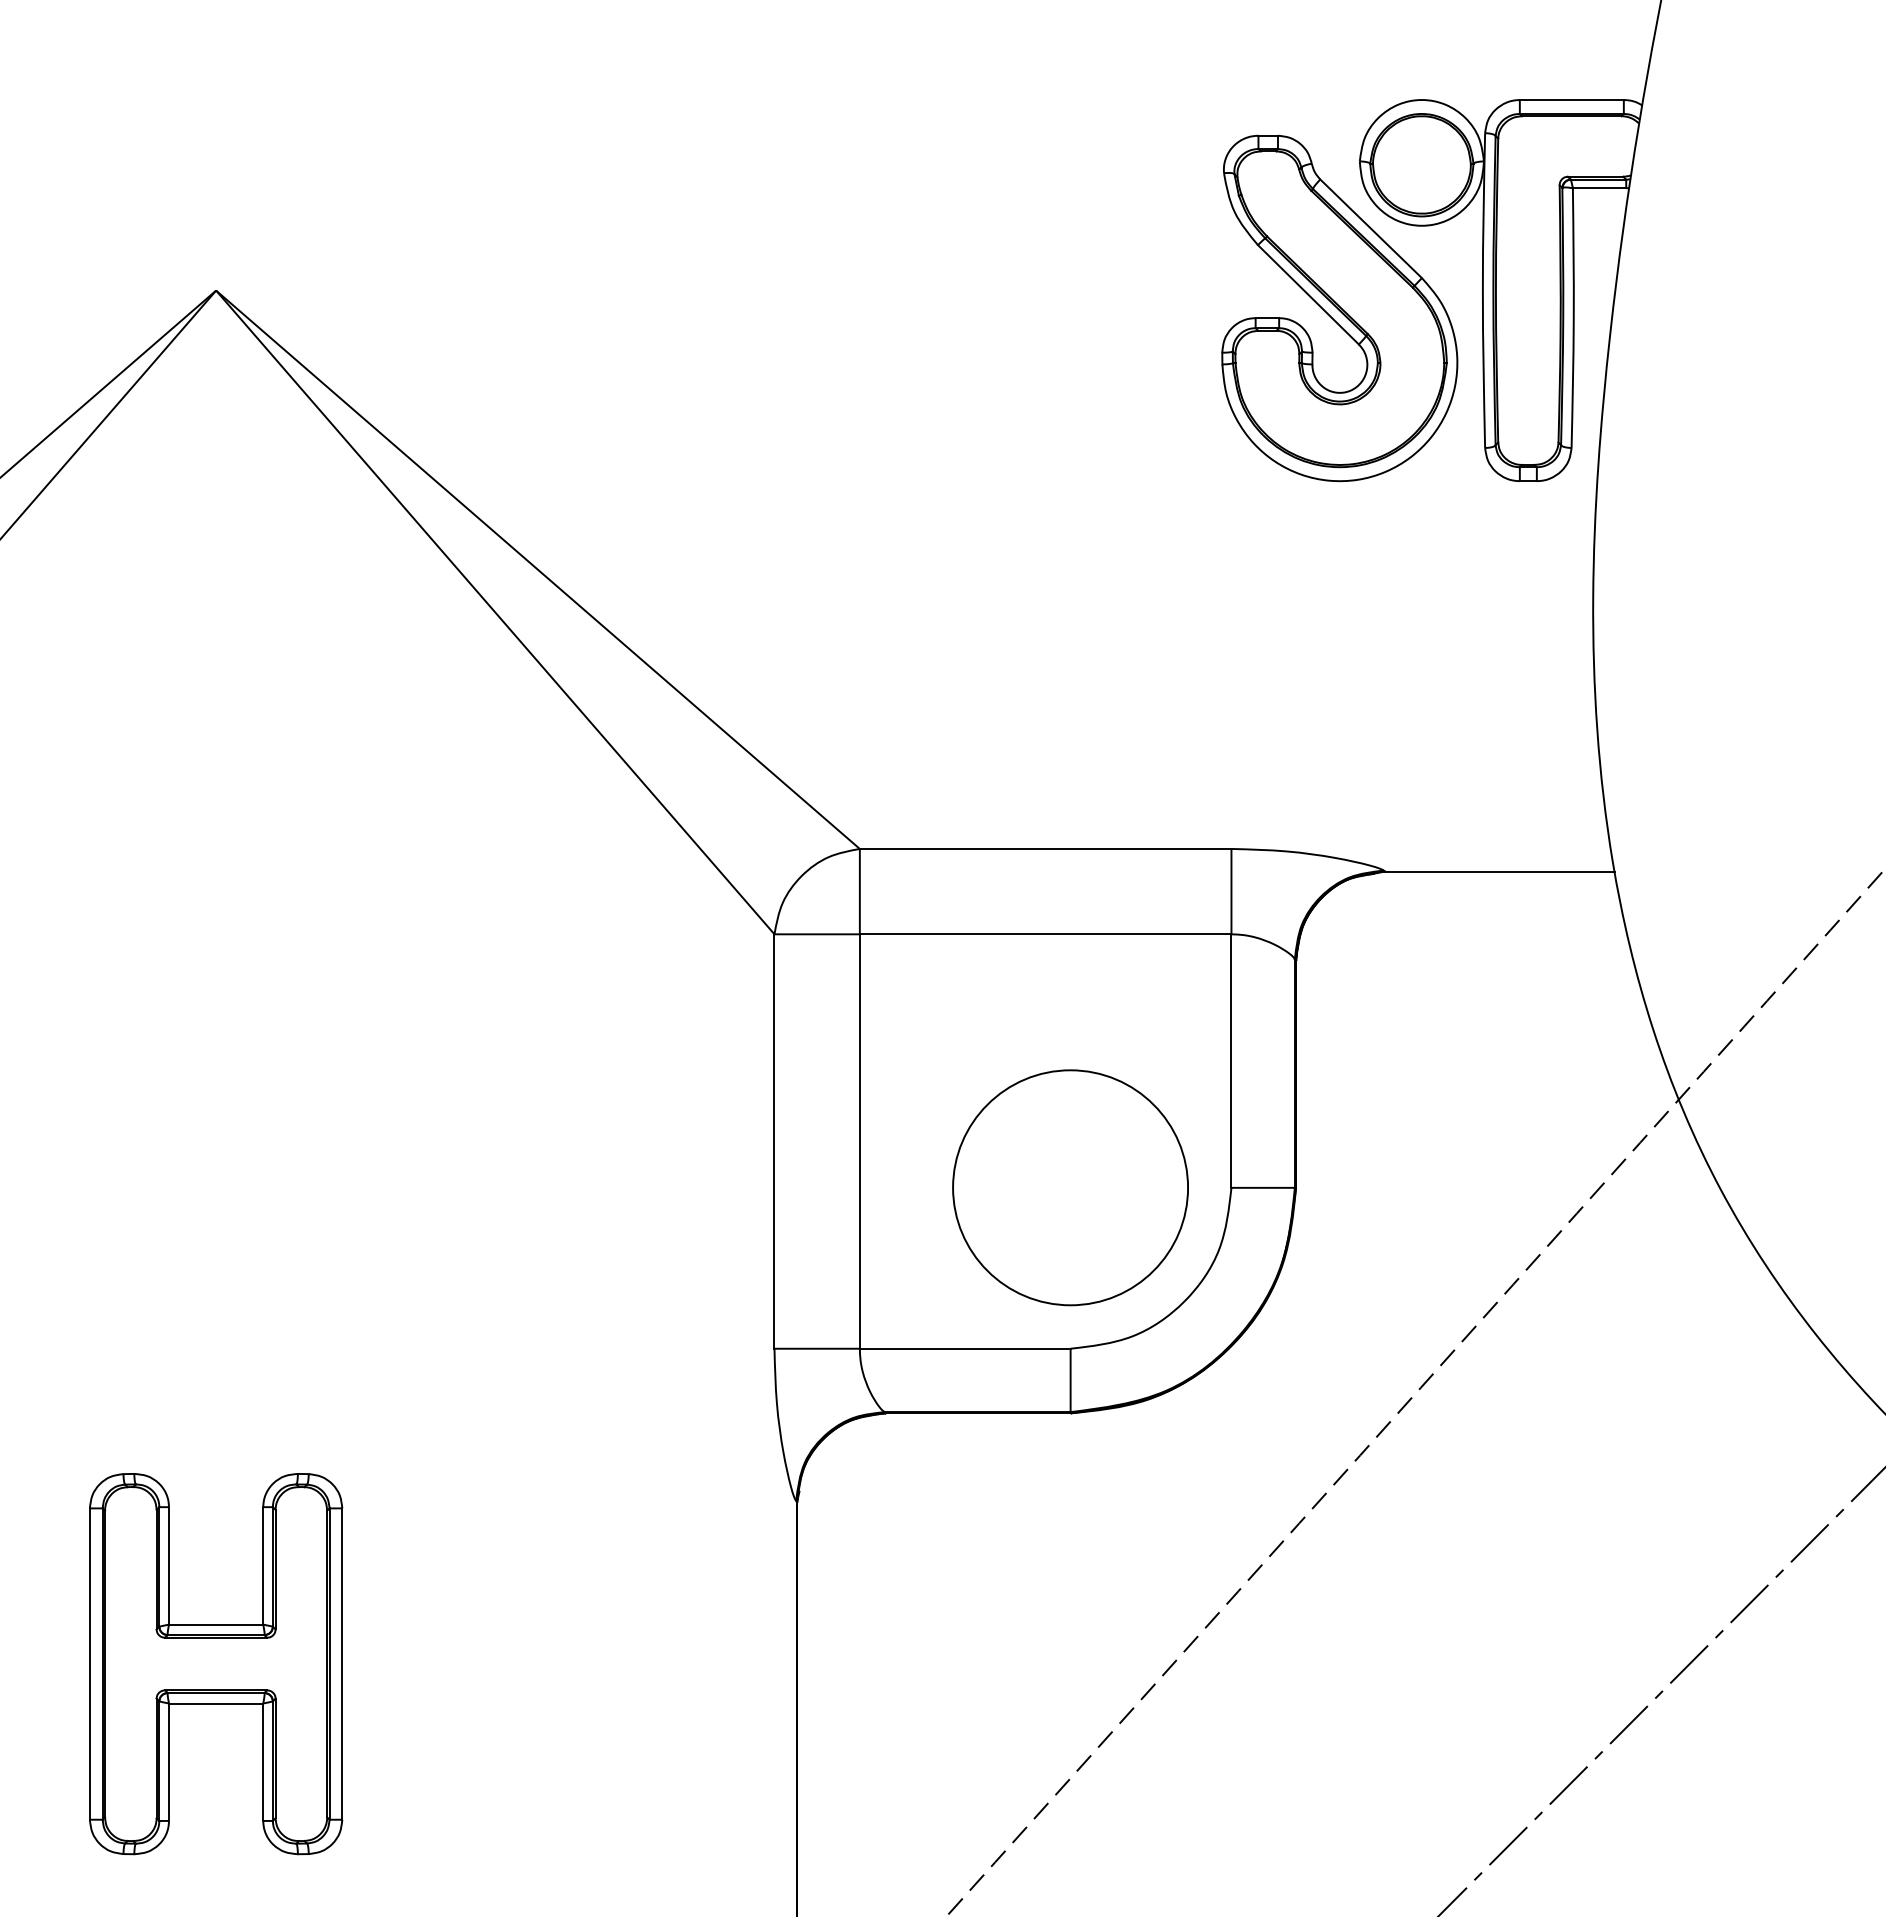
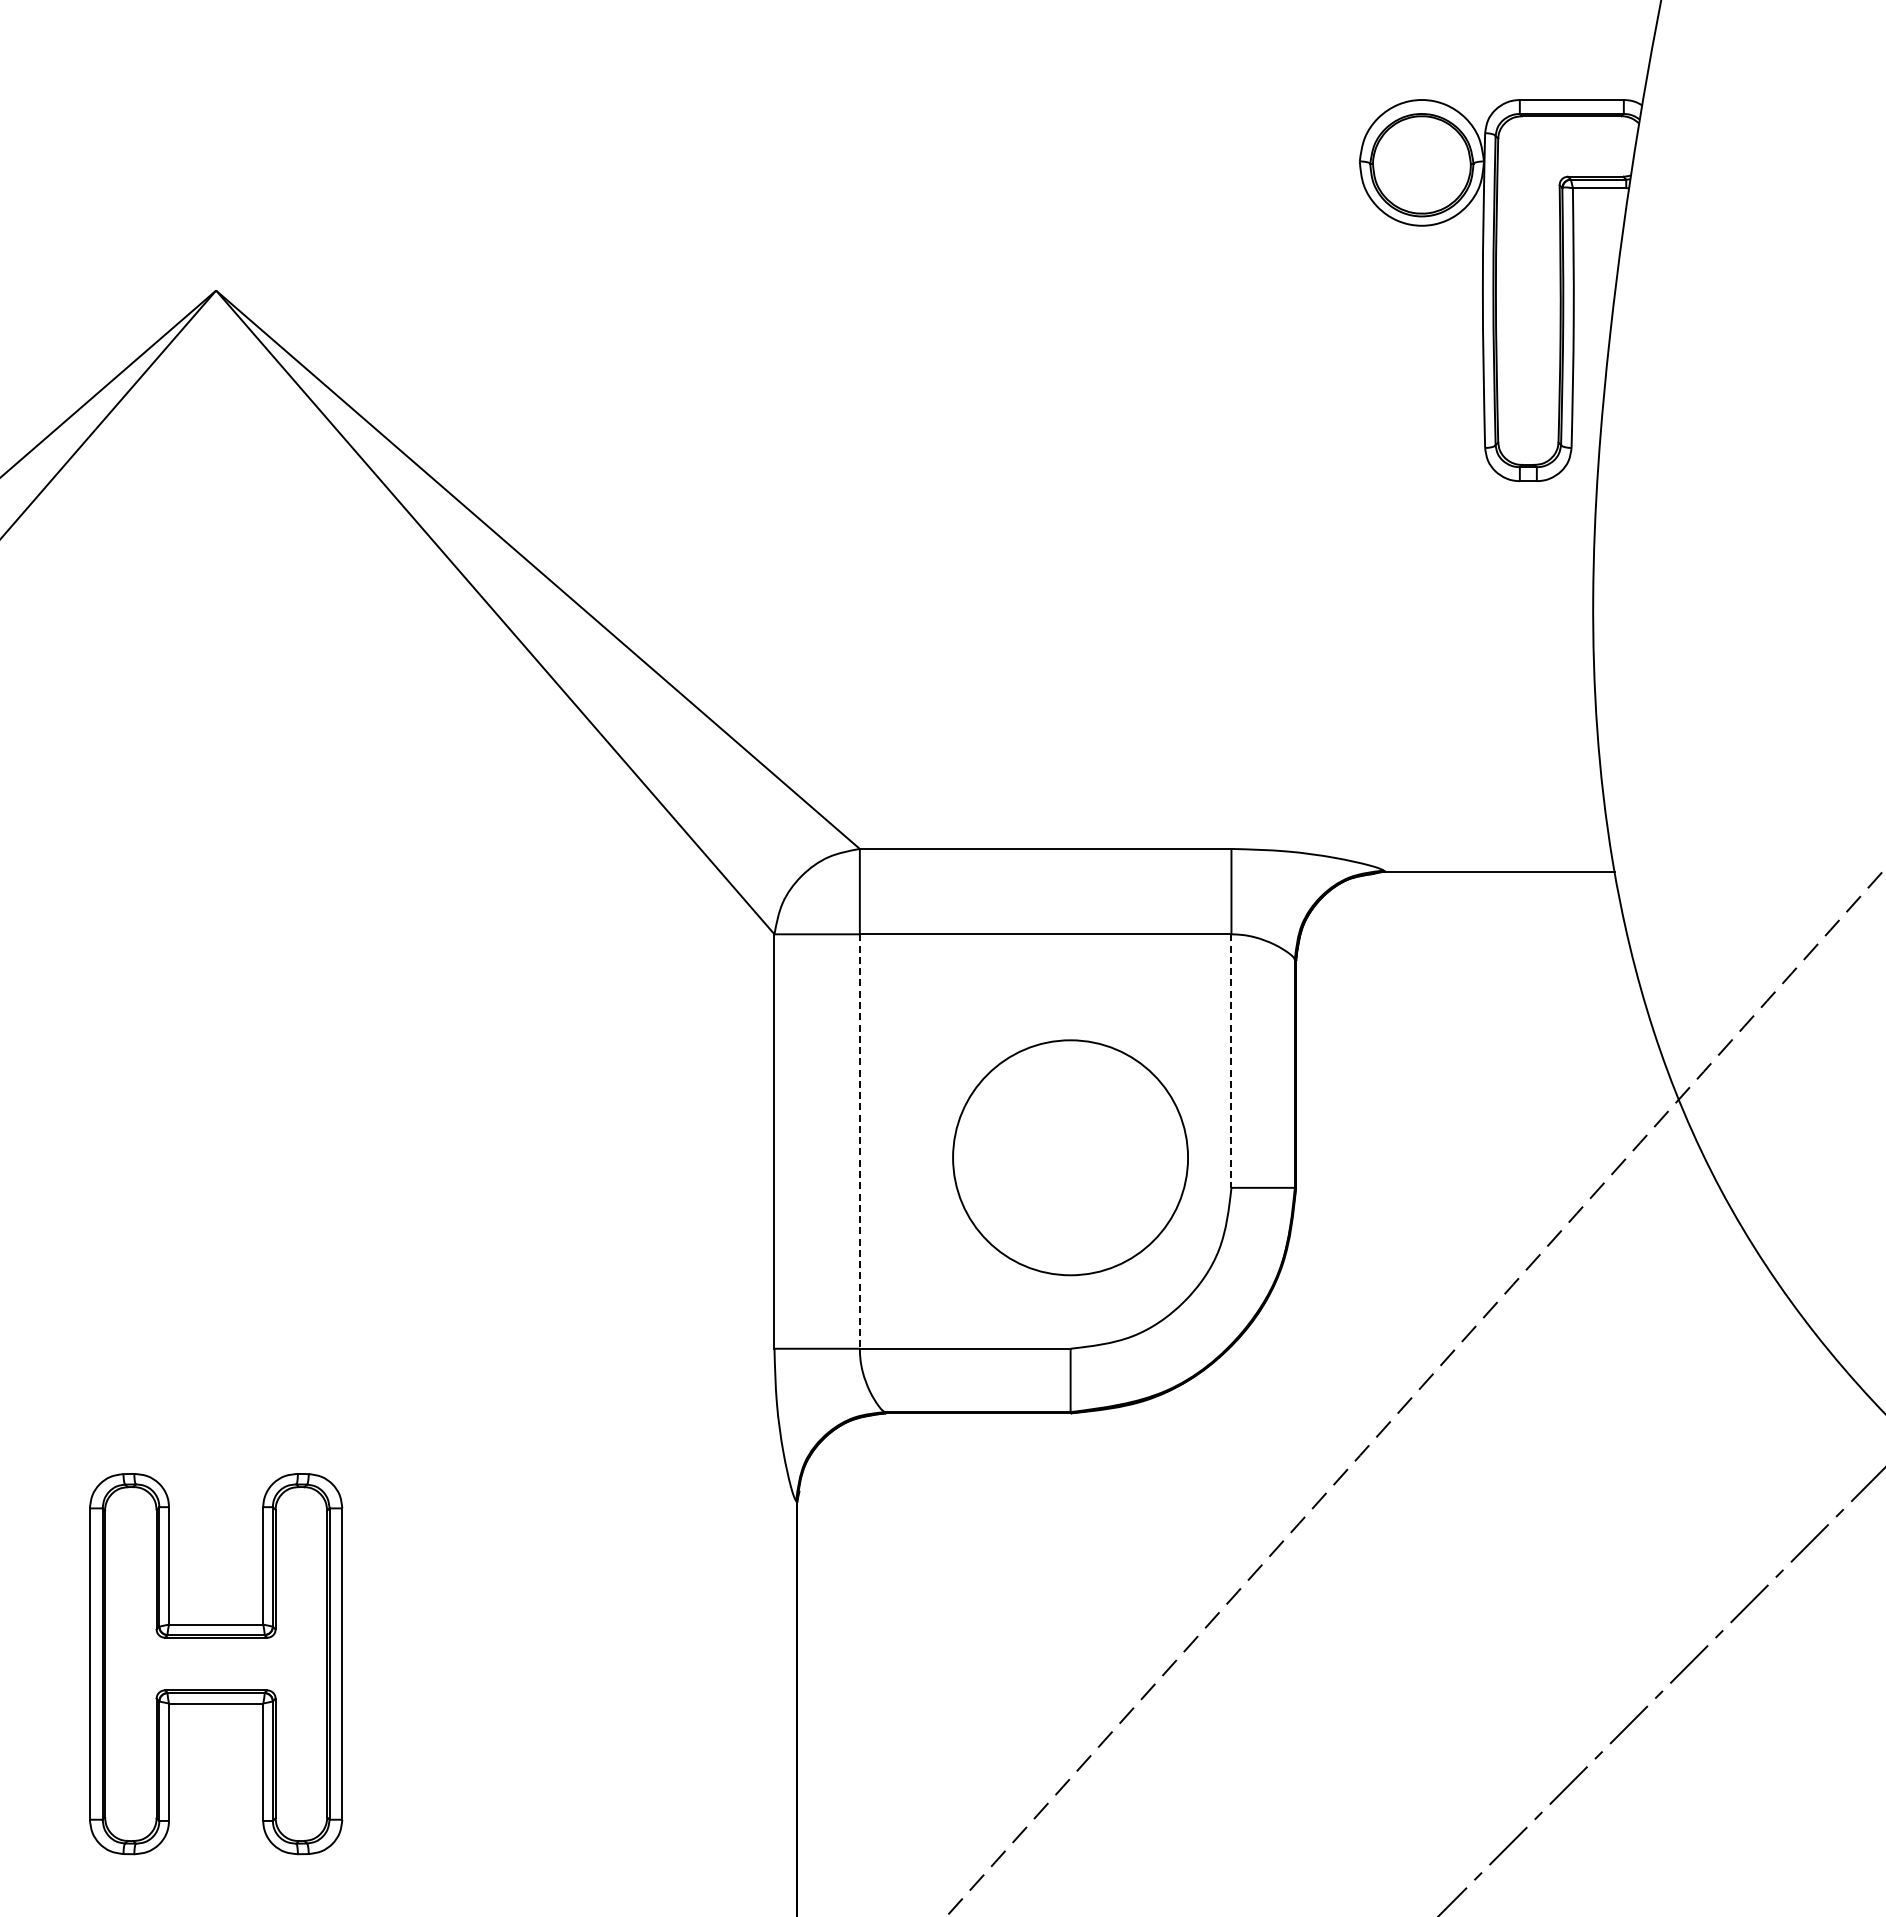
part: present -> none (1339, 308)
line: solid -> dashed (1231, 1061)
line: solid -> dashed (859, 1142)
circle position: (1070, 1187) -> (1070, 1157) (1070, 1157)
